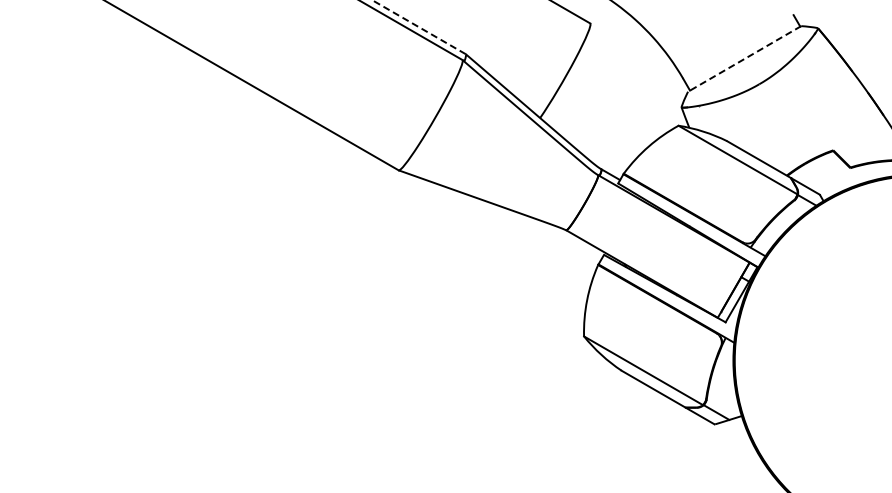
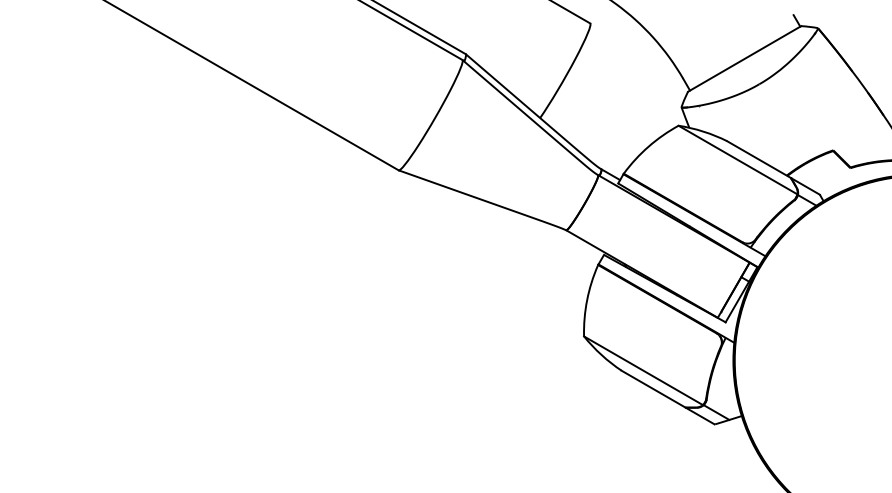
line: dashed -> solid (418, 27)
line: dashed -> solid (744, 59)
